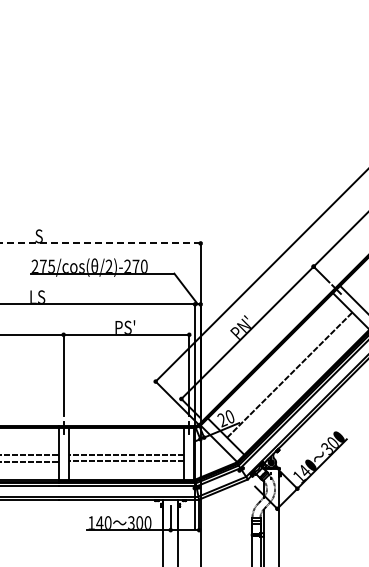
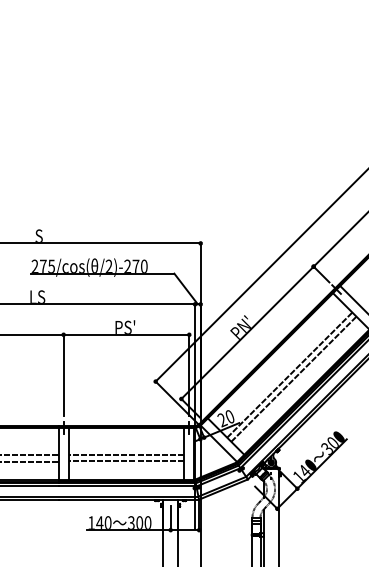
line: dashed -> solid (100, 243)
line: none -> present (293, 378)
